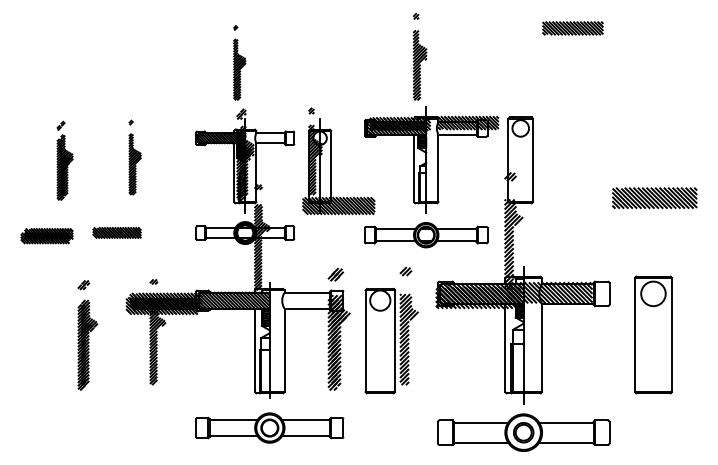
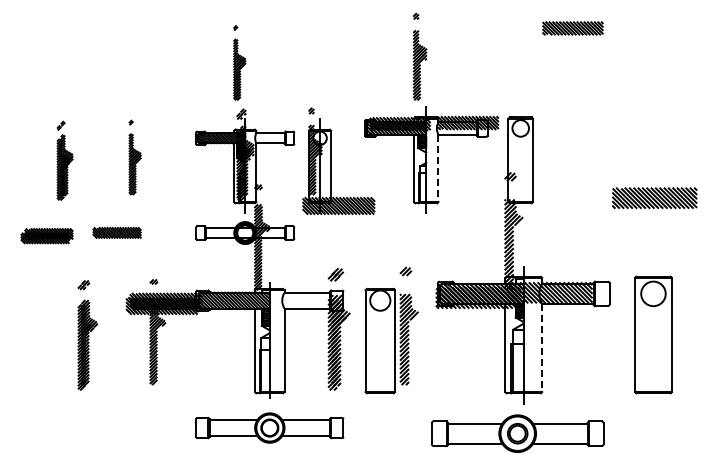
line: solid -> dashed (438, 168)
part: present -> none (426, 235)
line: solid -> dashed (542, 348)
part position: (523, 432) -> (517, 433) (517, 433)
